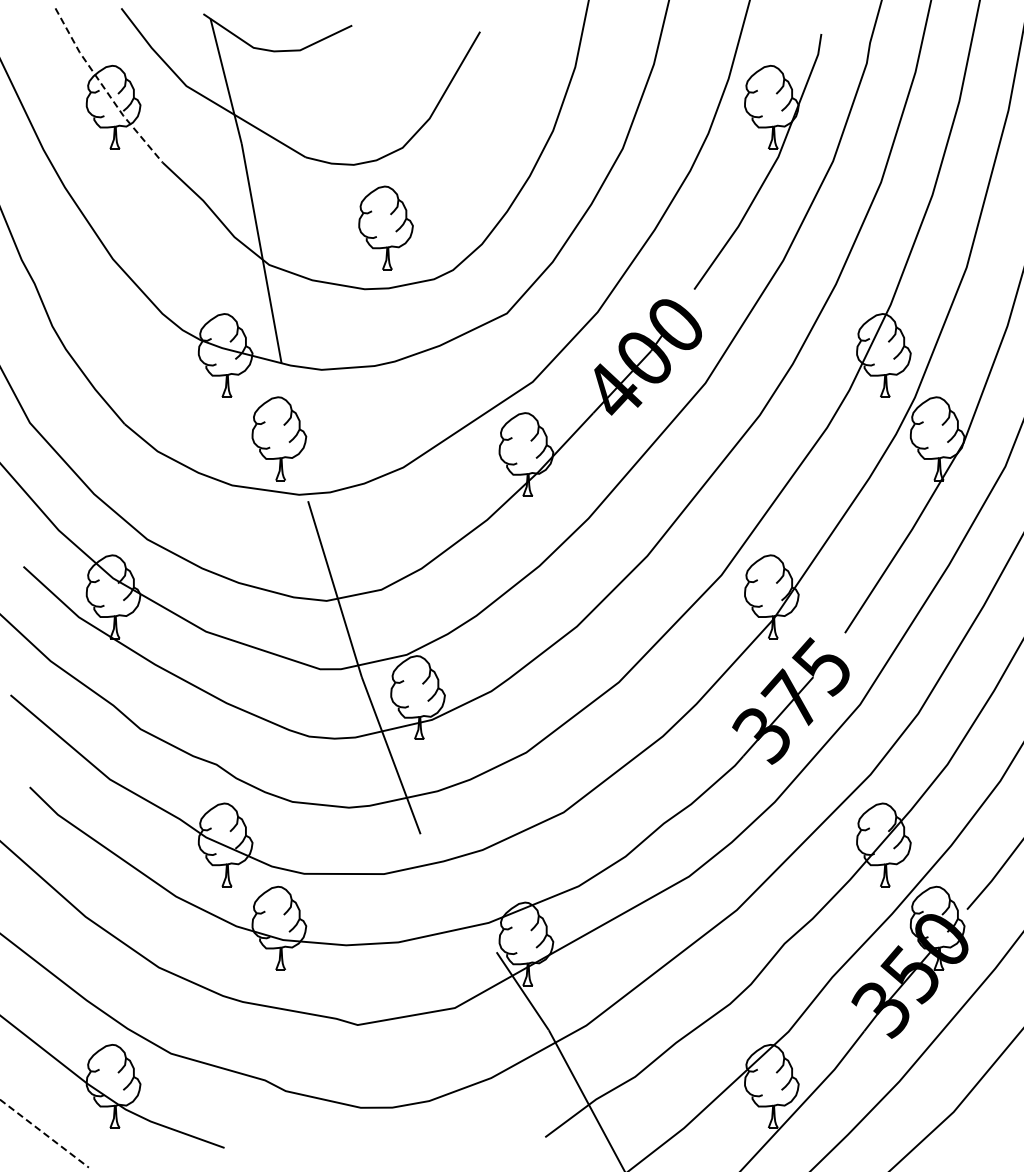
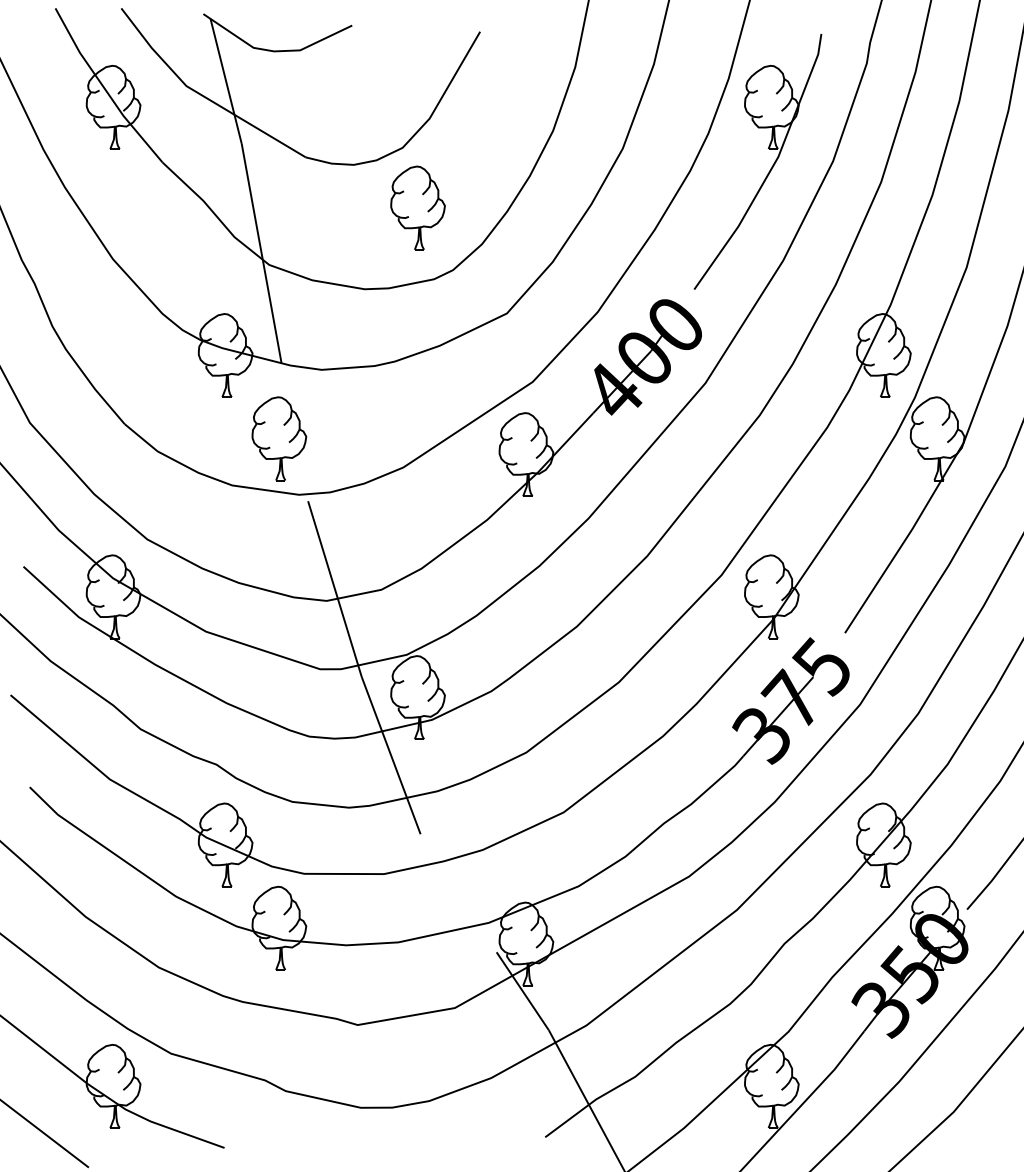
line: dashed -> solid (104, 88)
part position: (385, 227) -> (417, 207) (417, 207)
line: dashed -> solid (44, 1133)
